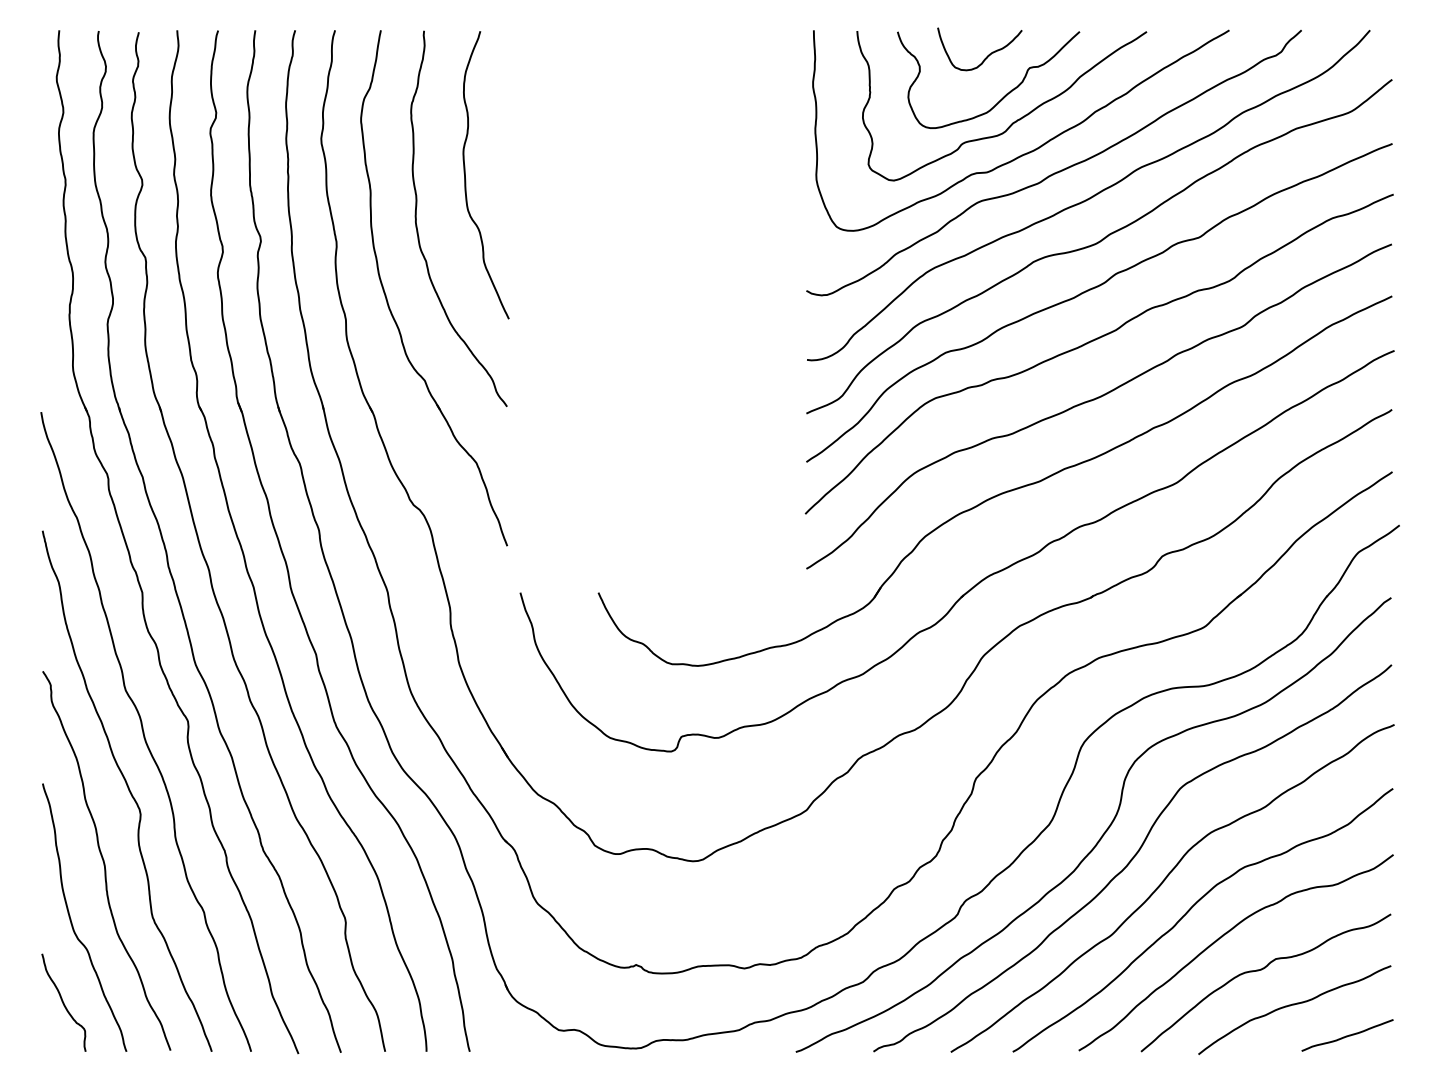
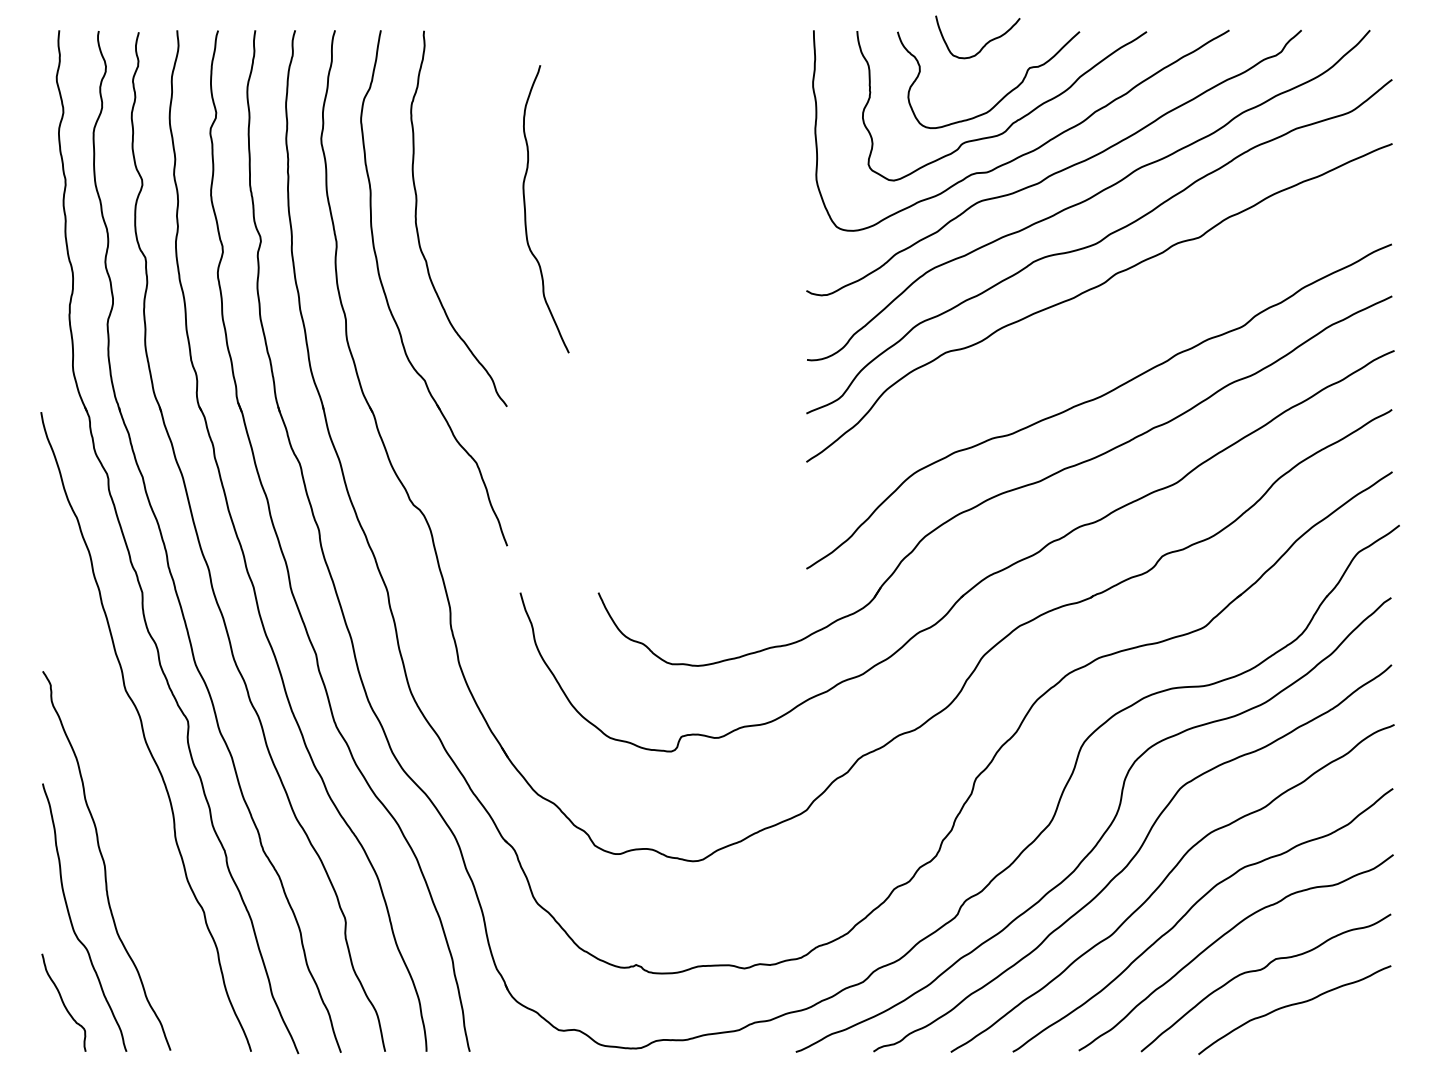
curve position: (986, 56) -> (984, 44) (984, 44)
curve position: (466, 179) -> (526, 213) (526, 213)
curve: present -> none (1093, 341)
curve: present -> none (128, 790)
curve: present -> none (1347, 1035)
